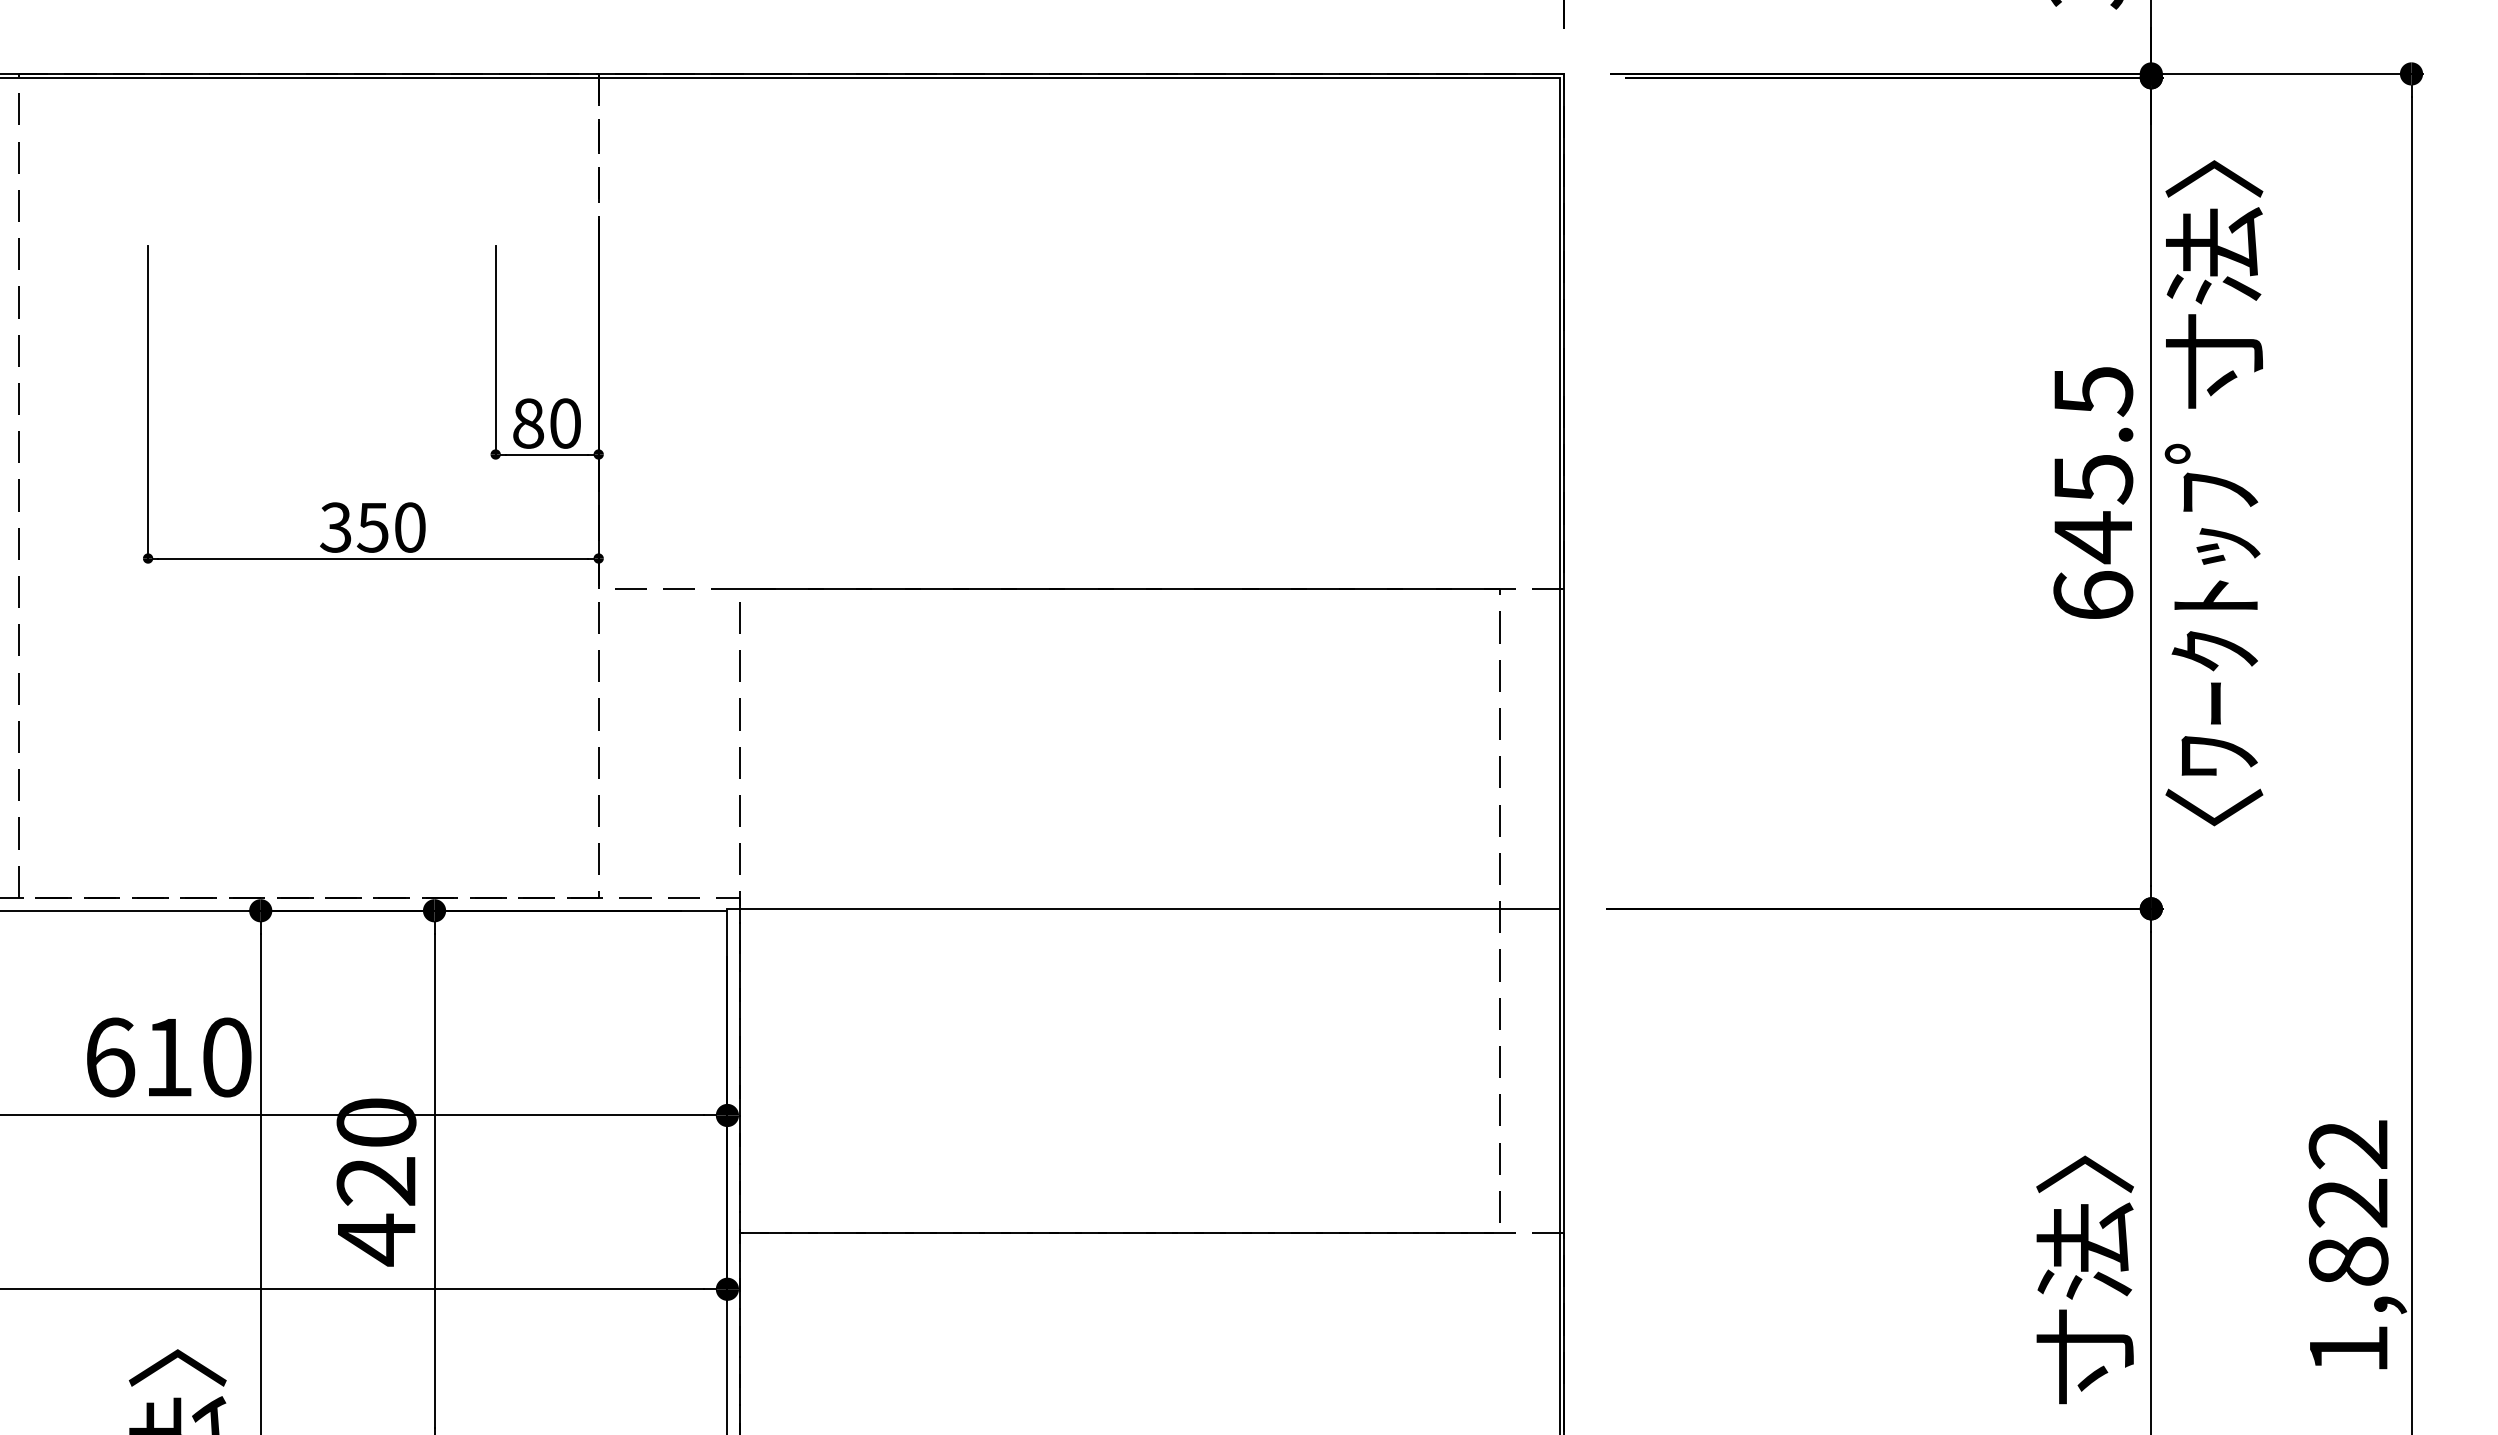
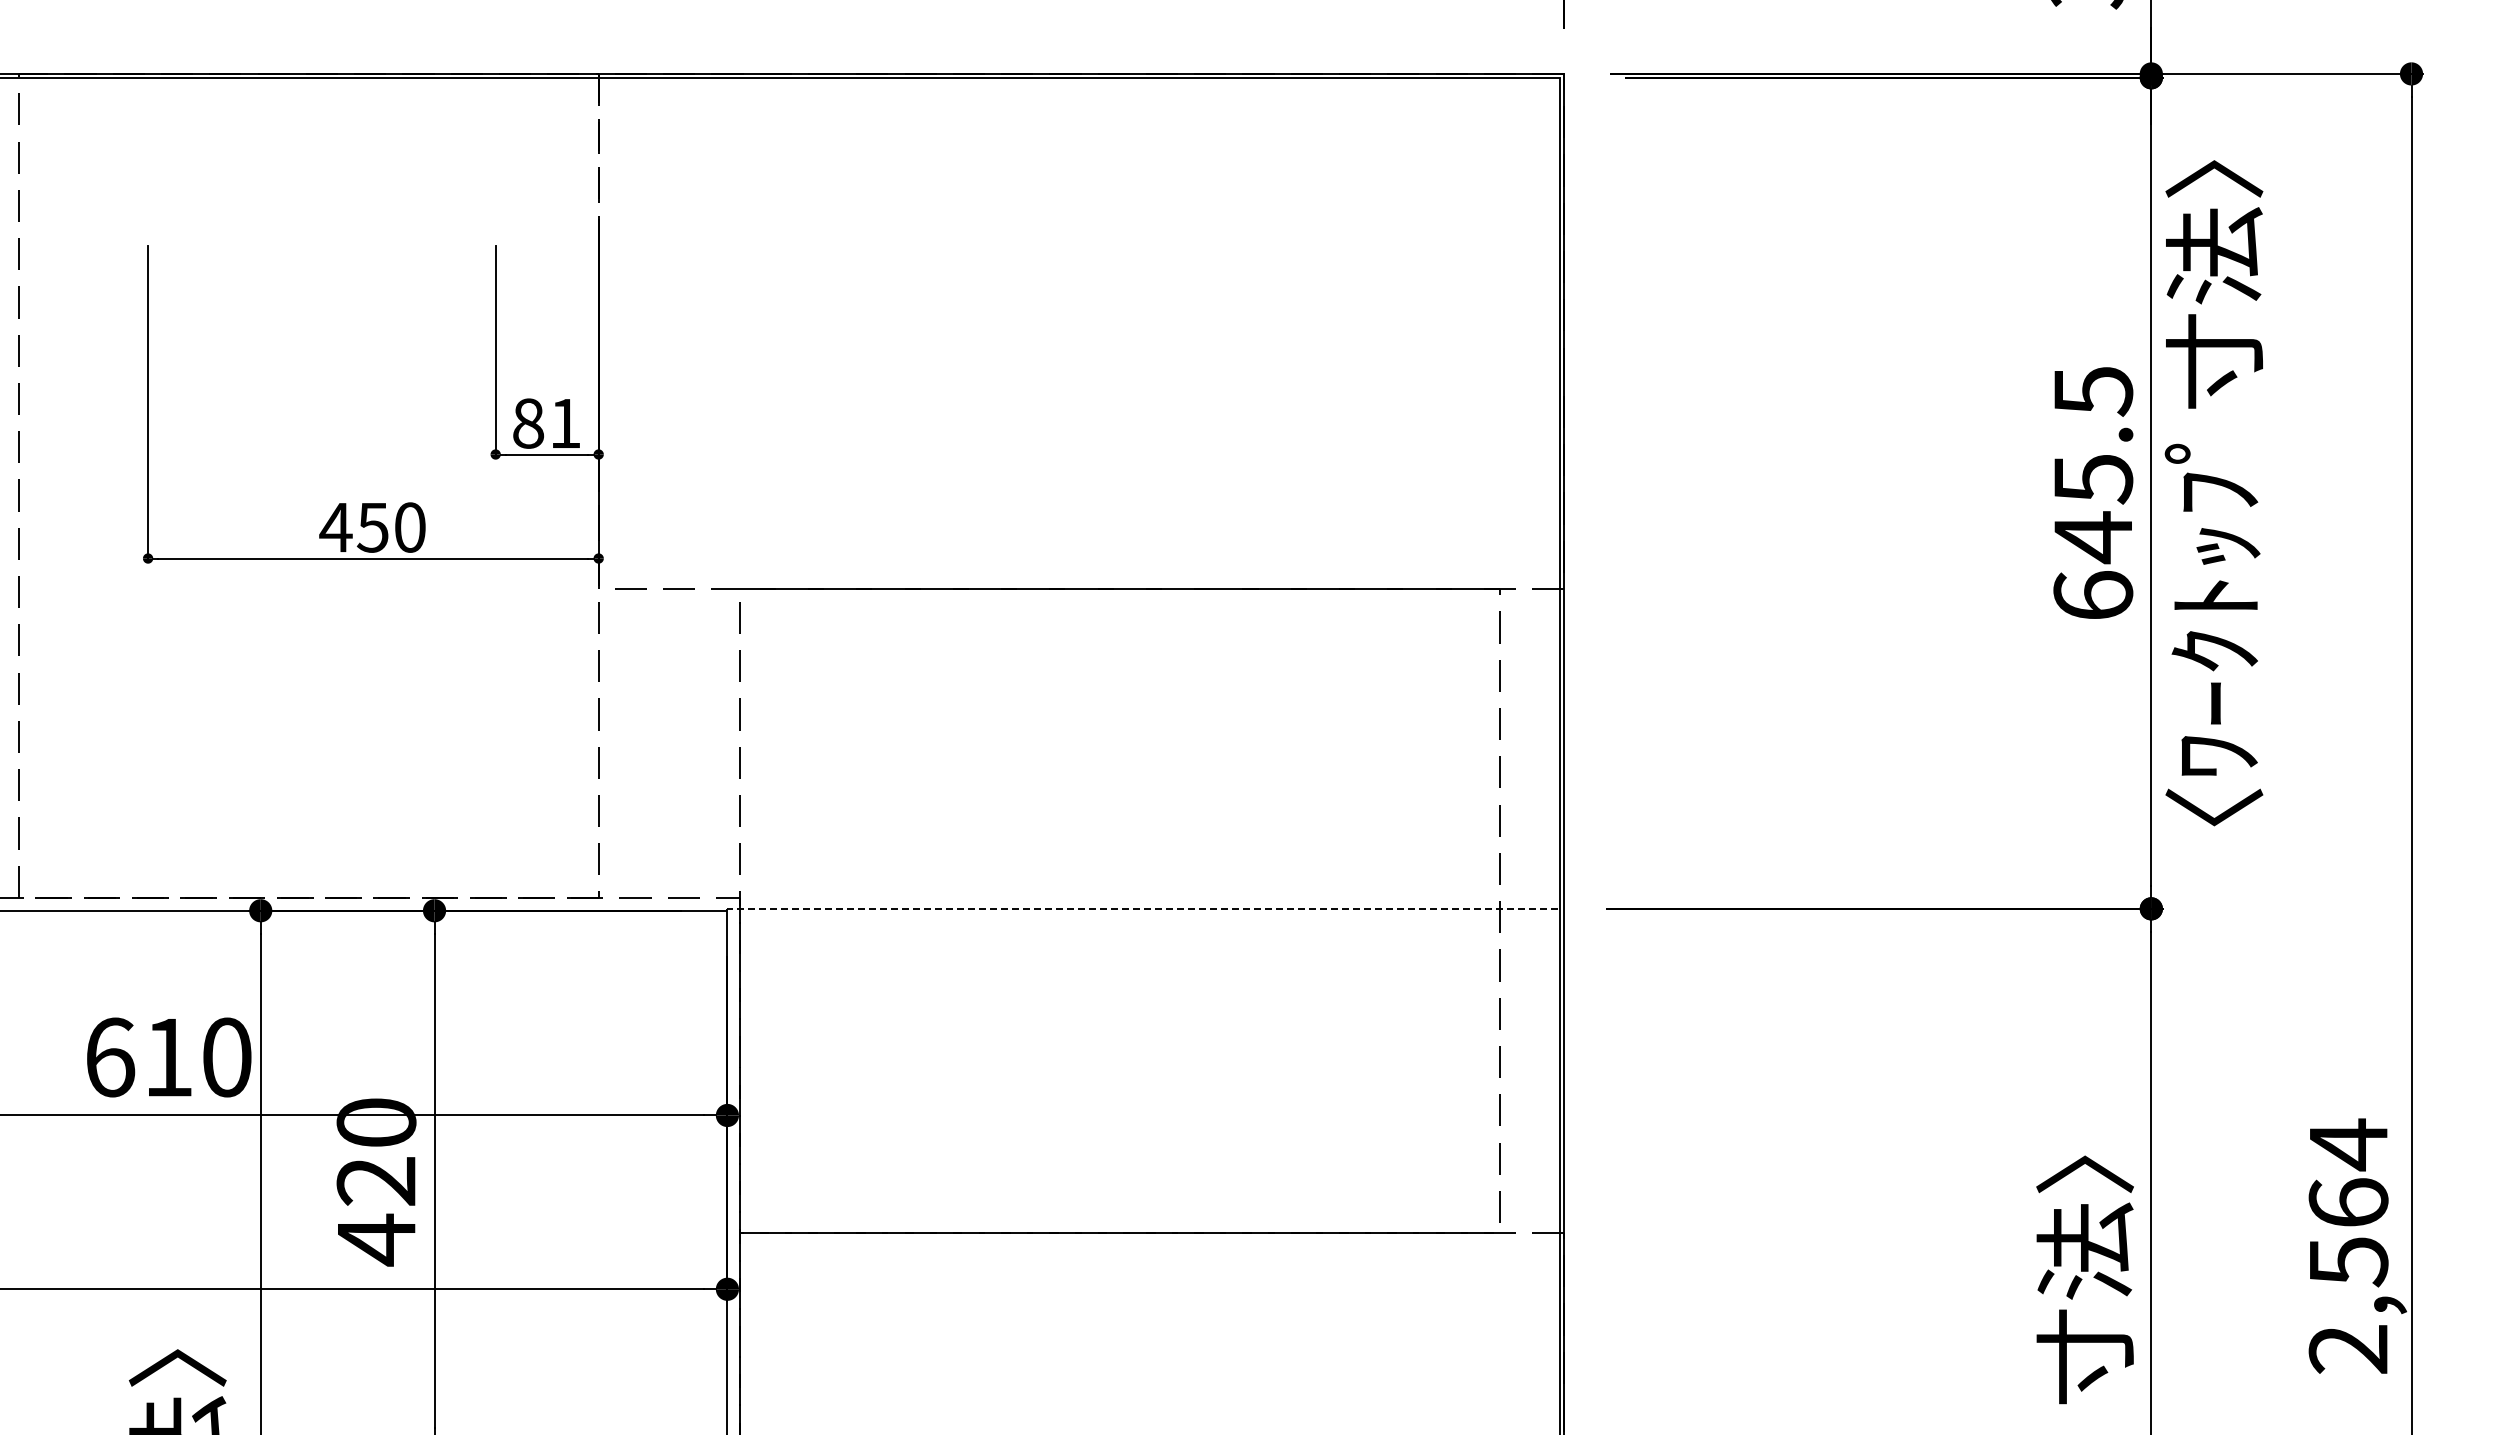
text: 80 -> 81 (565, 423)
text: 350 -> 450 (335, 527)
line: solid -> dashed (1142, 908)
text: 1,822 -> 2,564 (2348, 1245)
